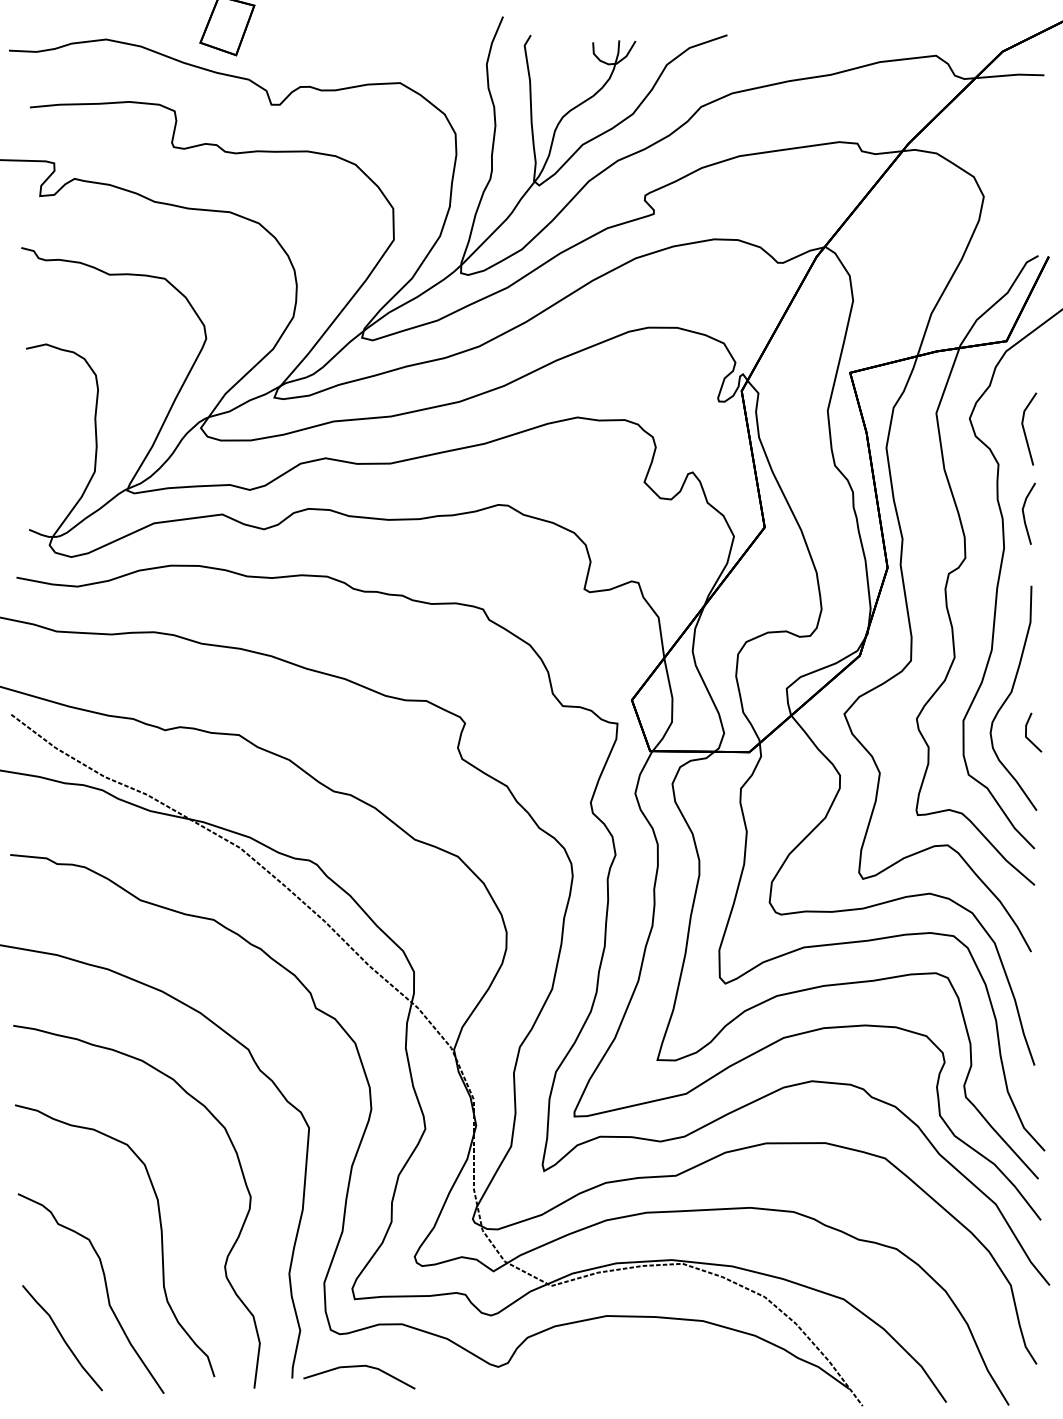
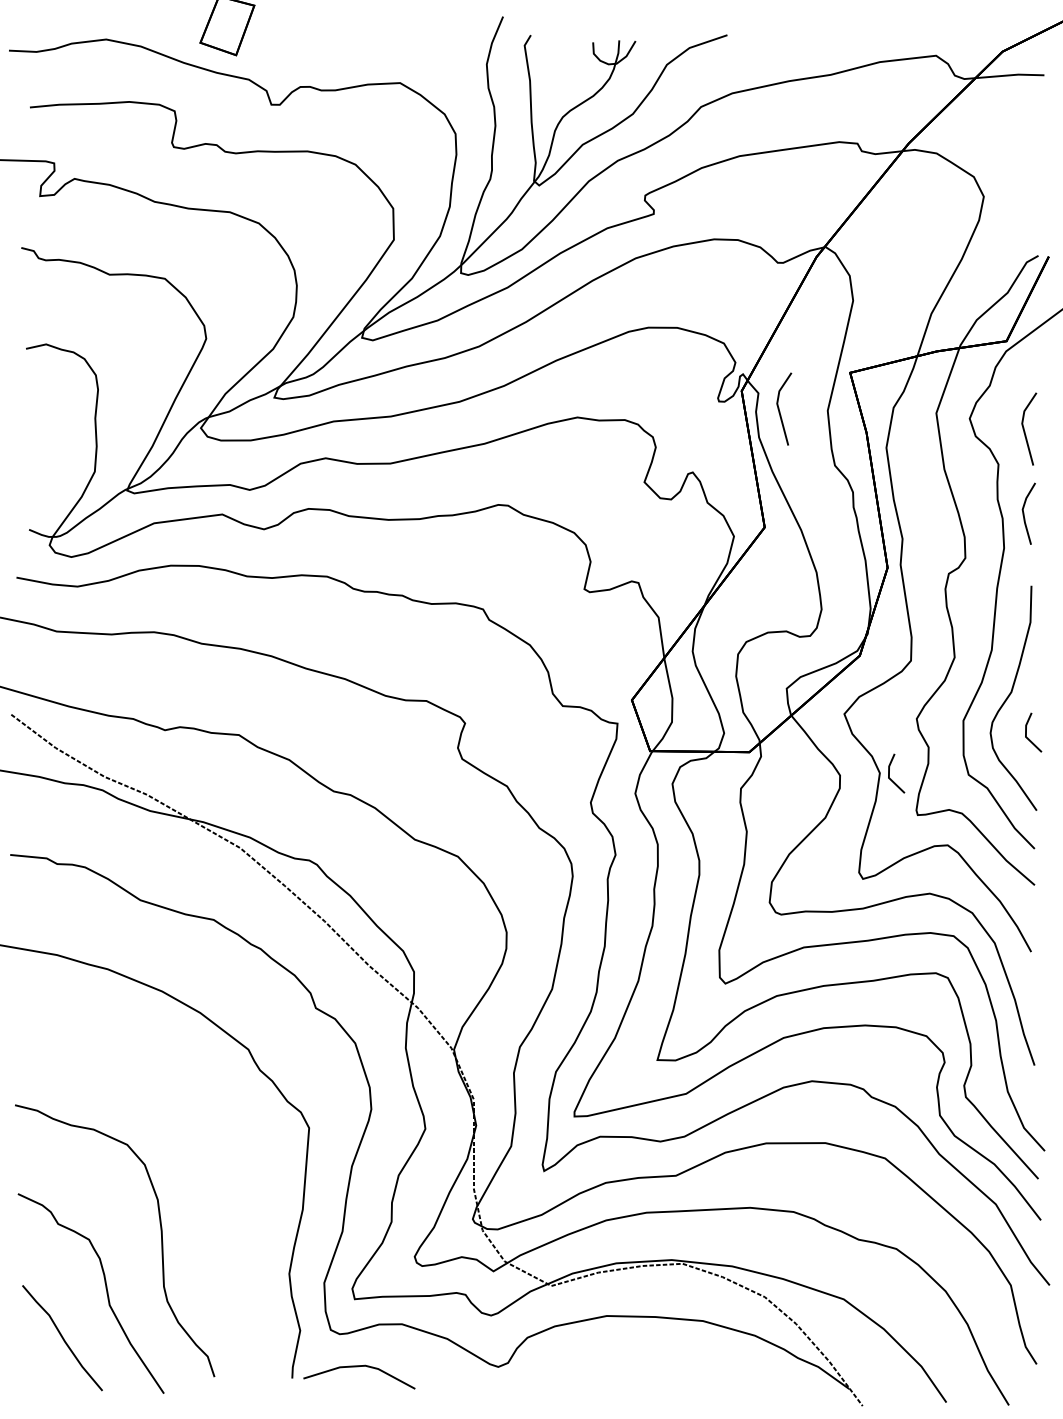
line: none -> present (779, 408)
line: none -> present (889, 773)
curve: present -> none (228, 1252)
